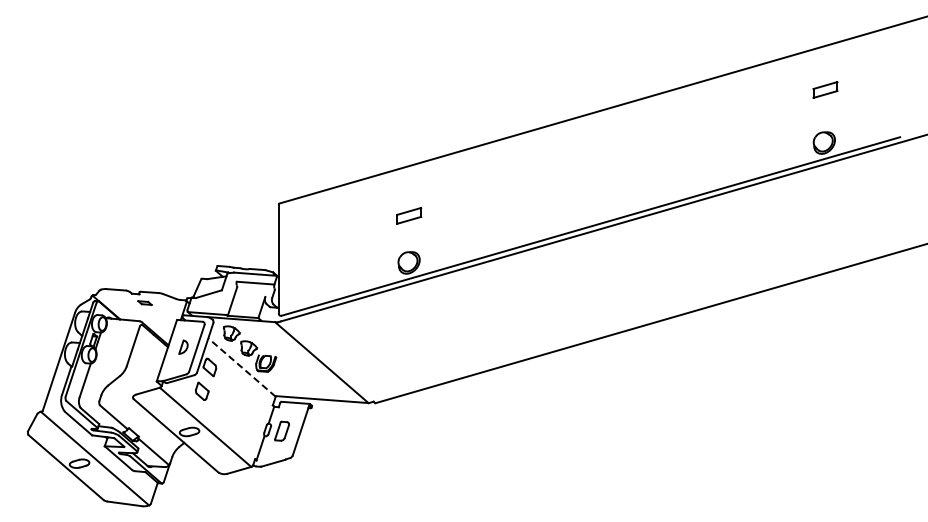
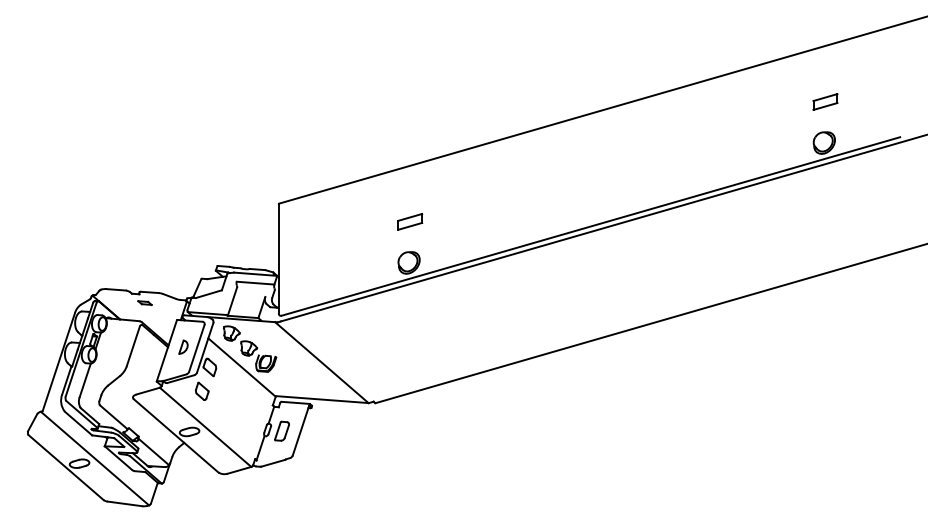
part position: (825, 89) -> (825, 101) (825, 101)
part position: (409, 215) -> (410, 221) (410, 221)
line: dashed -> solid (242, 367)
